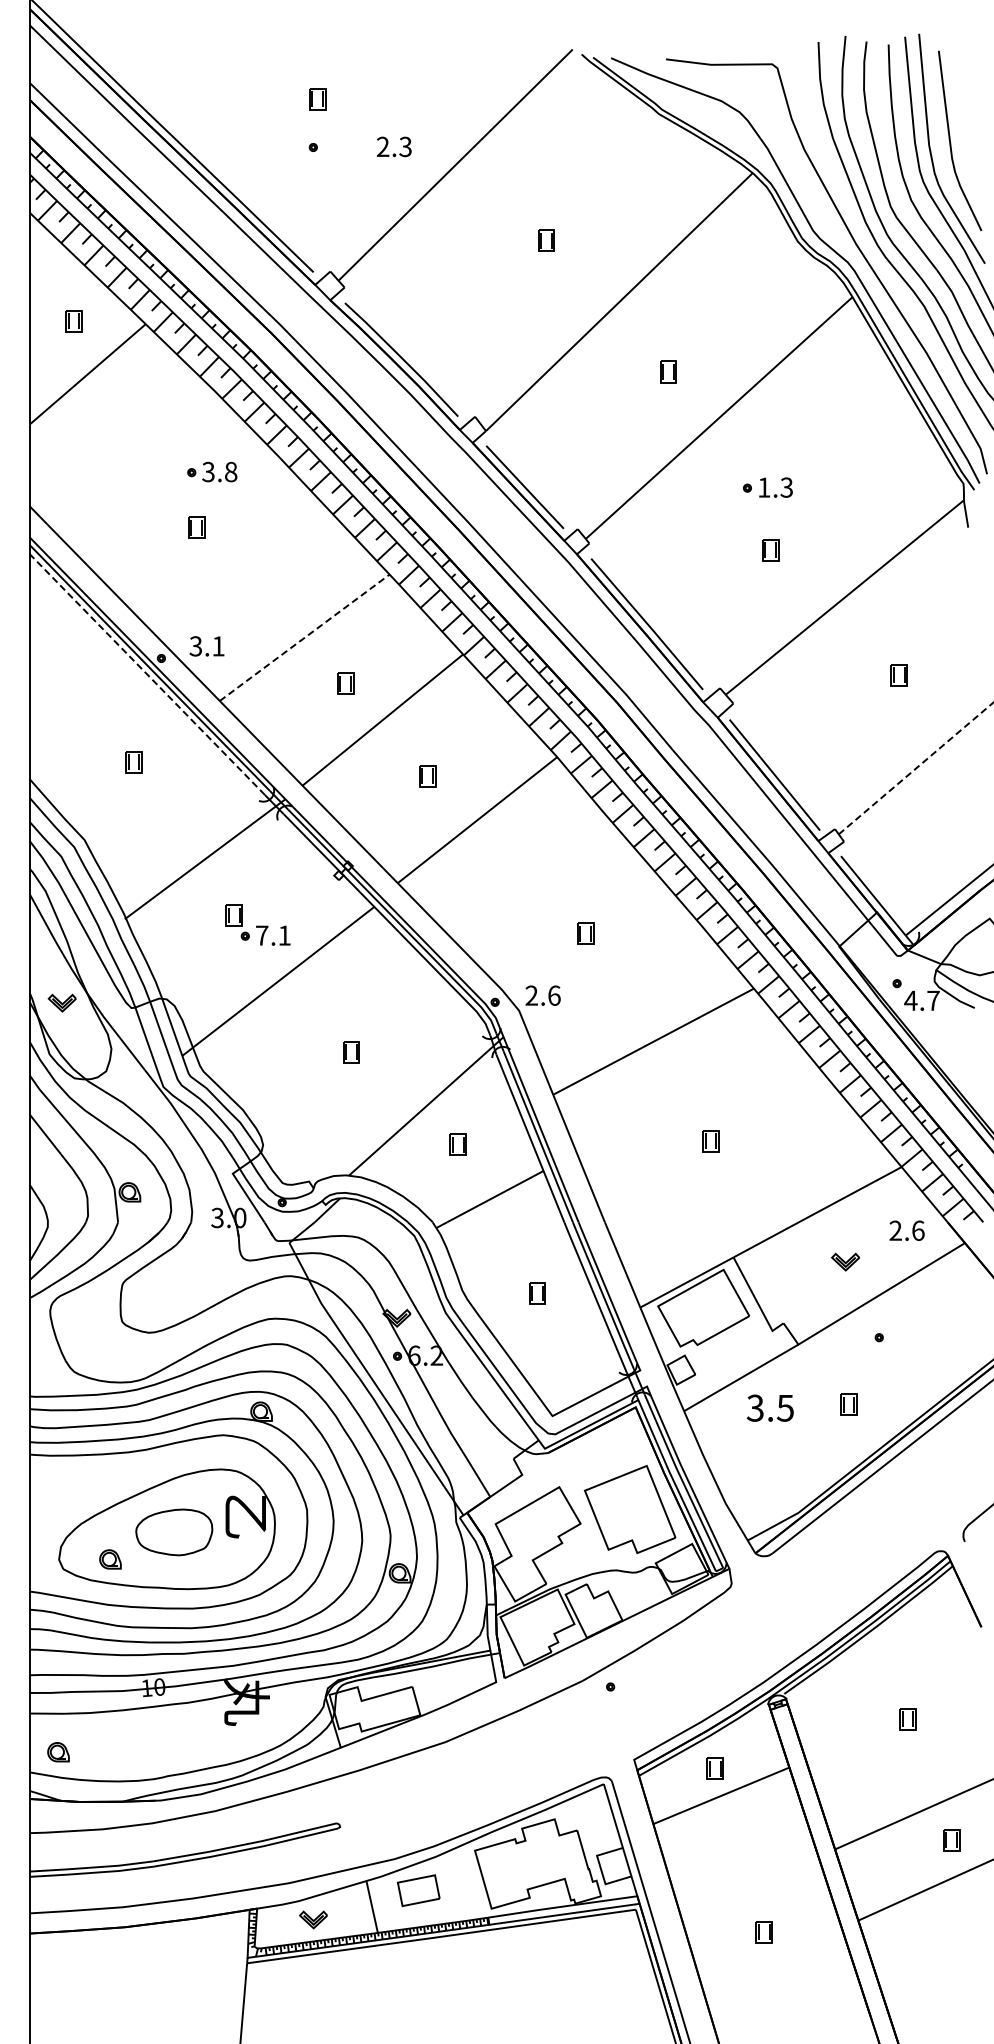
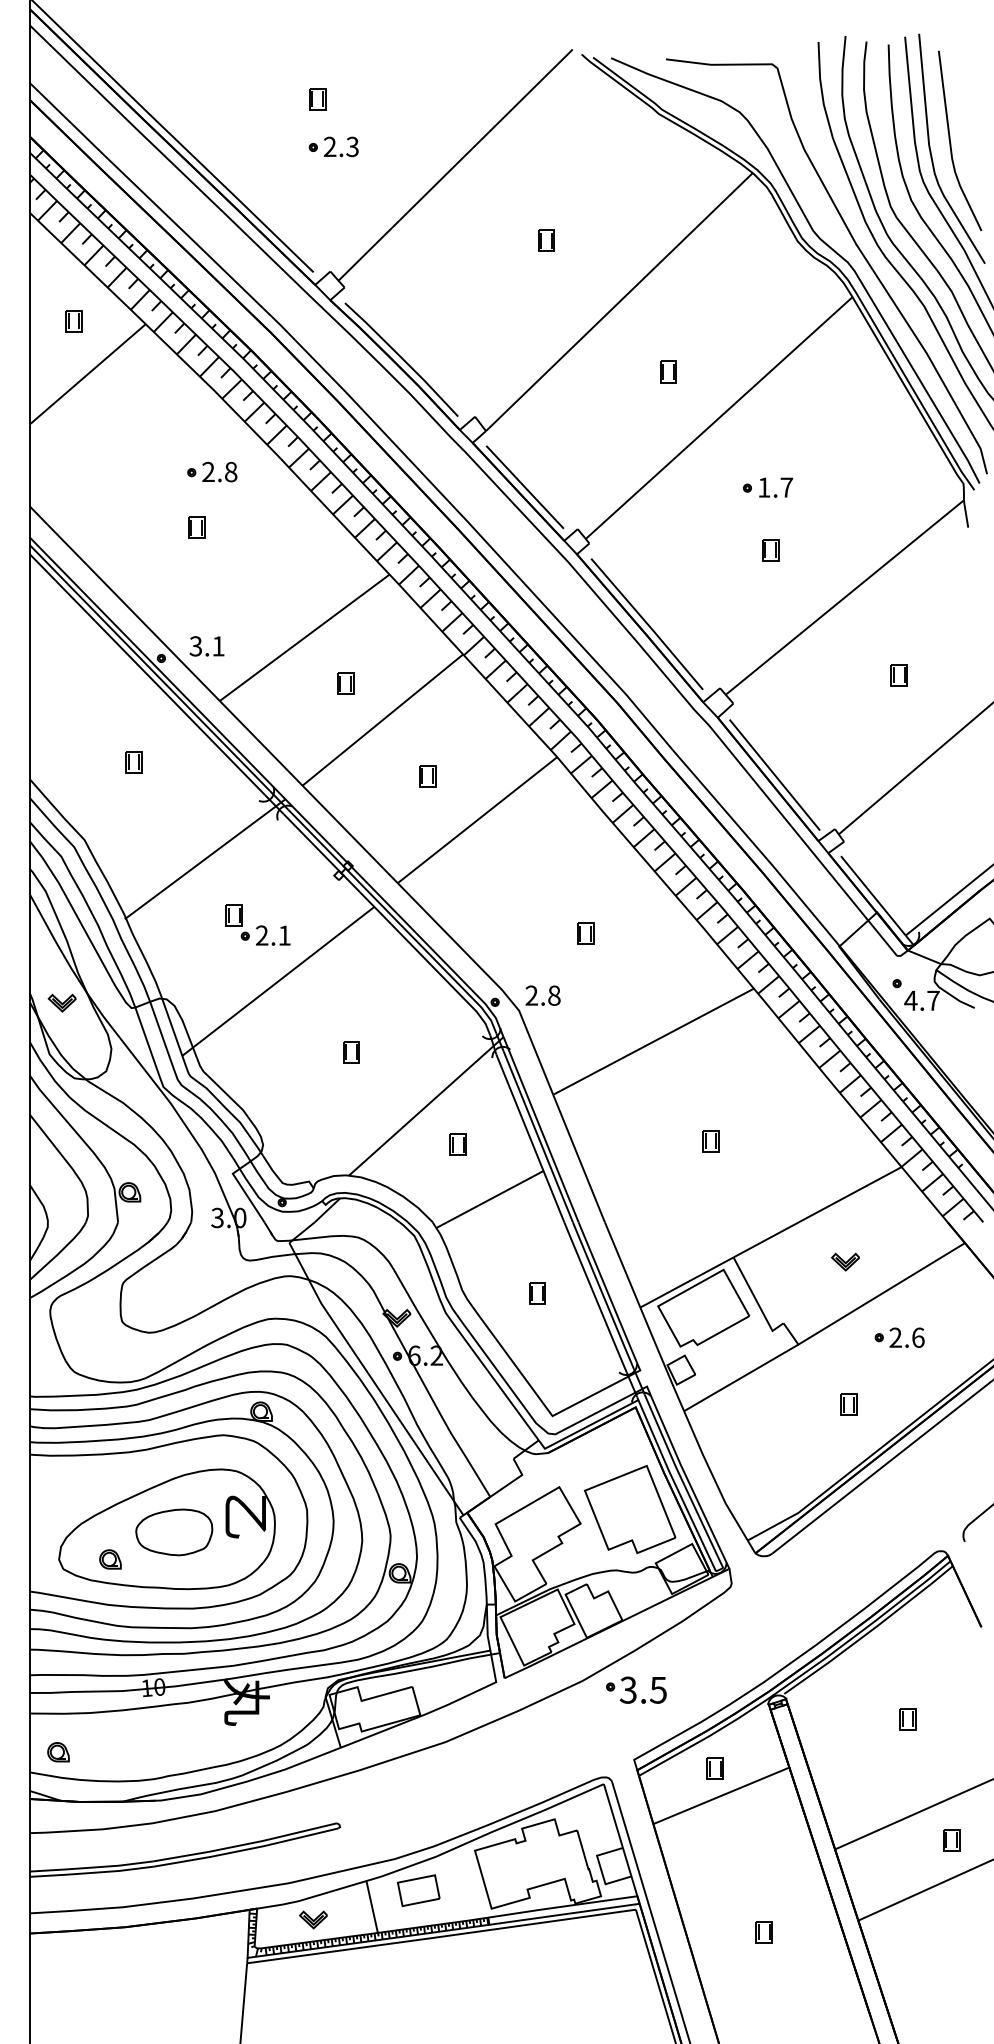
text position: (394, 146) -> (341, 146) (341, 146)
text: 3.8 -> 2.8 (208, 472)
text: 1.3 -> 1.7 (786, 487)
line: dashed -> solid (304, 637)
line: dashed -> solid (147, 674)
line: dashed -> solid (916, 768)
text: 7.1 -> 2.1 (262, 935)
text: 2.6 -> 2.8 (554, 995)
text position: (906, 1230) -> (906, 1337) (906, 1337)
text position: (769, 1407) -> (642, 1689) (642, 1689)
